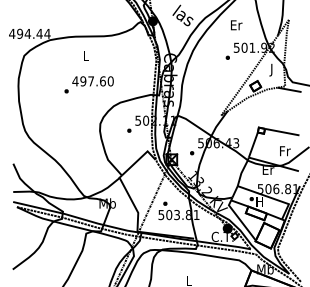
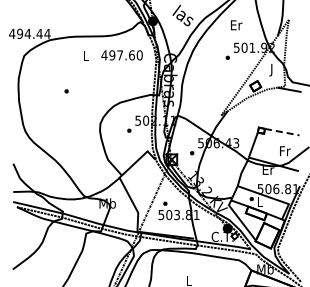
text position: (92, 81) -> (121, 55) (121, 55)
line: solid -> dashed (282, 132)
text: H -> L (259, 201)
